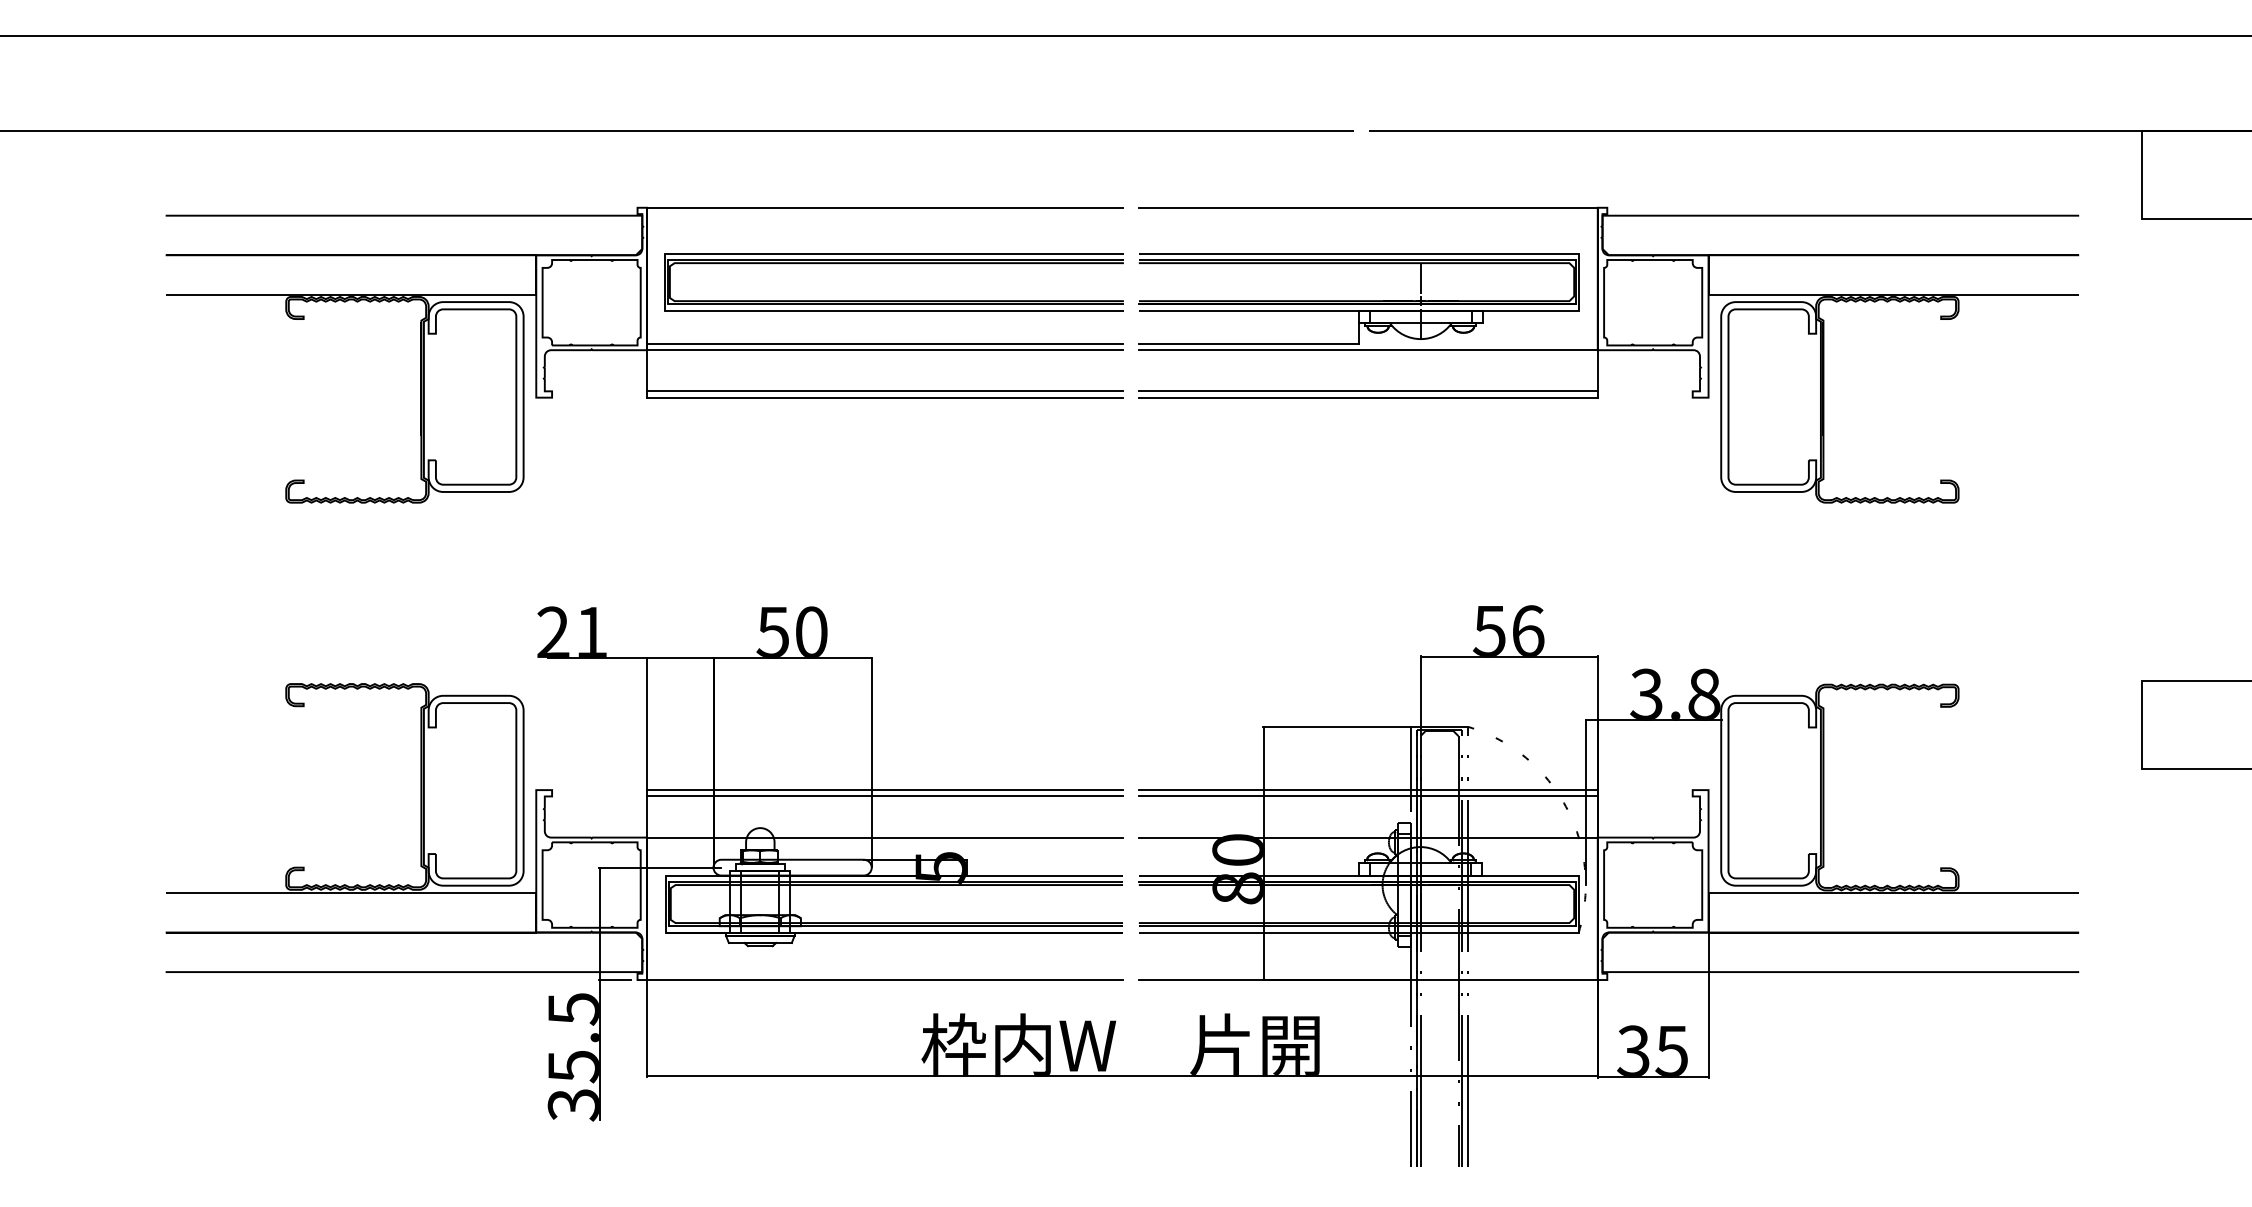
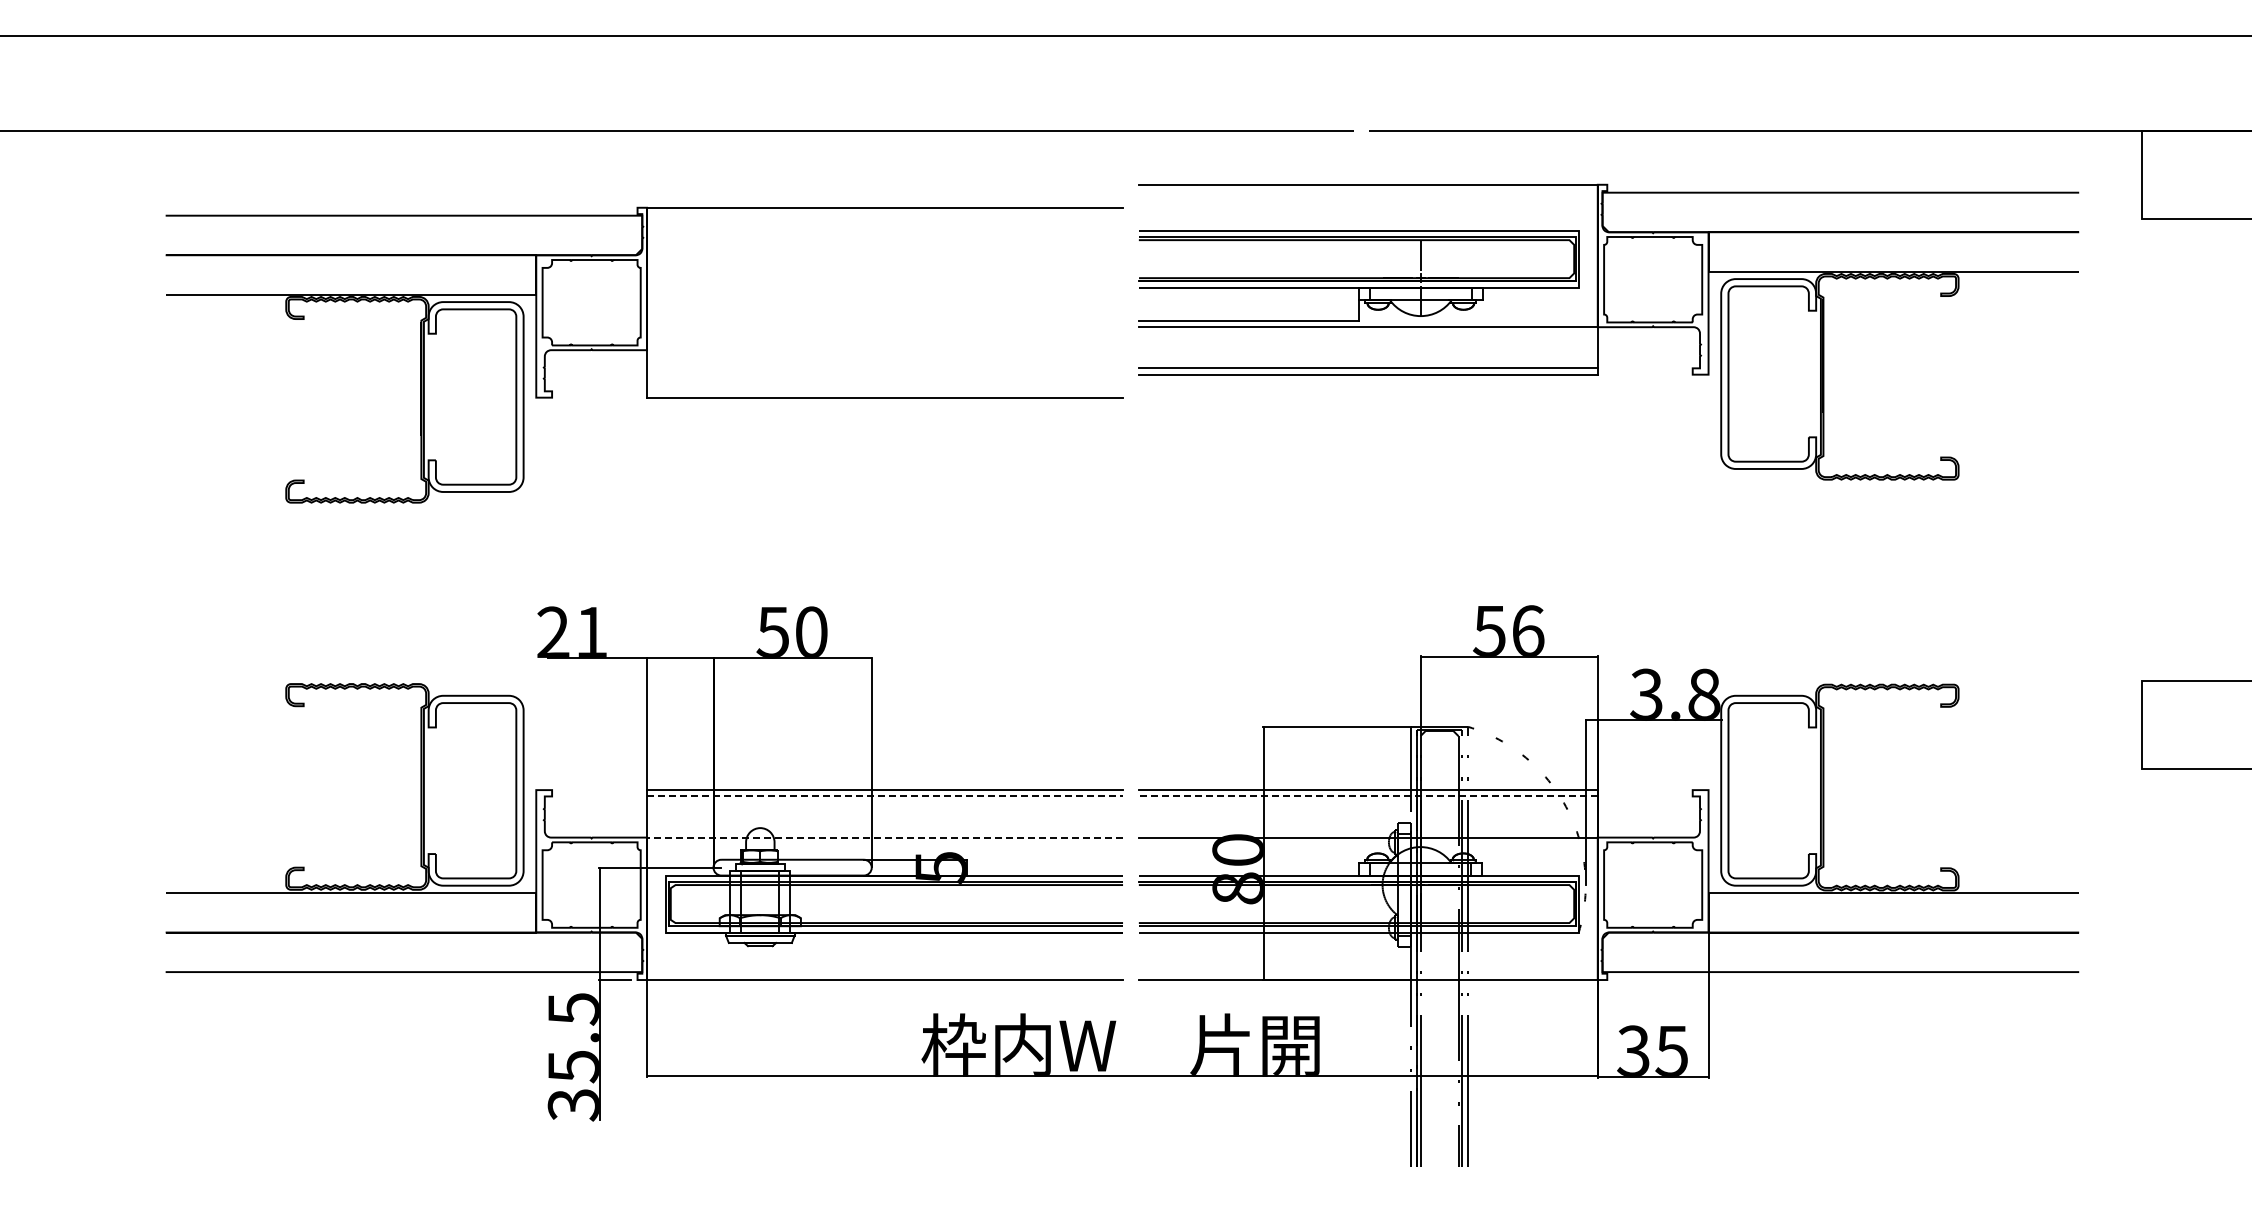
part: present -> none (893, 264)
line: present -> none (885, 343)
line: present -> none (885, 350)
part position: (1608, 354) -> (1608, 331) (1608, 331)
line: present -> none (885, 391)
line: solid -> dashed (885, 796)
line: solid -> dashed (1367, 796)
line: solid -> dashed (885, 837)
